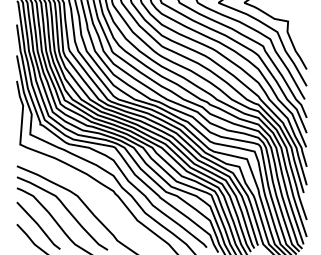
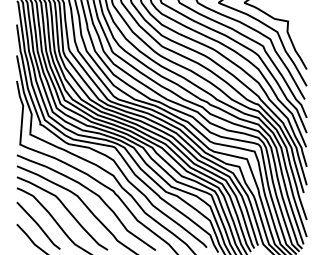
curve: none -> present (91, 192)
